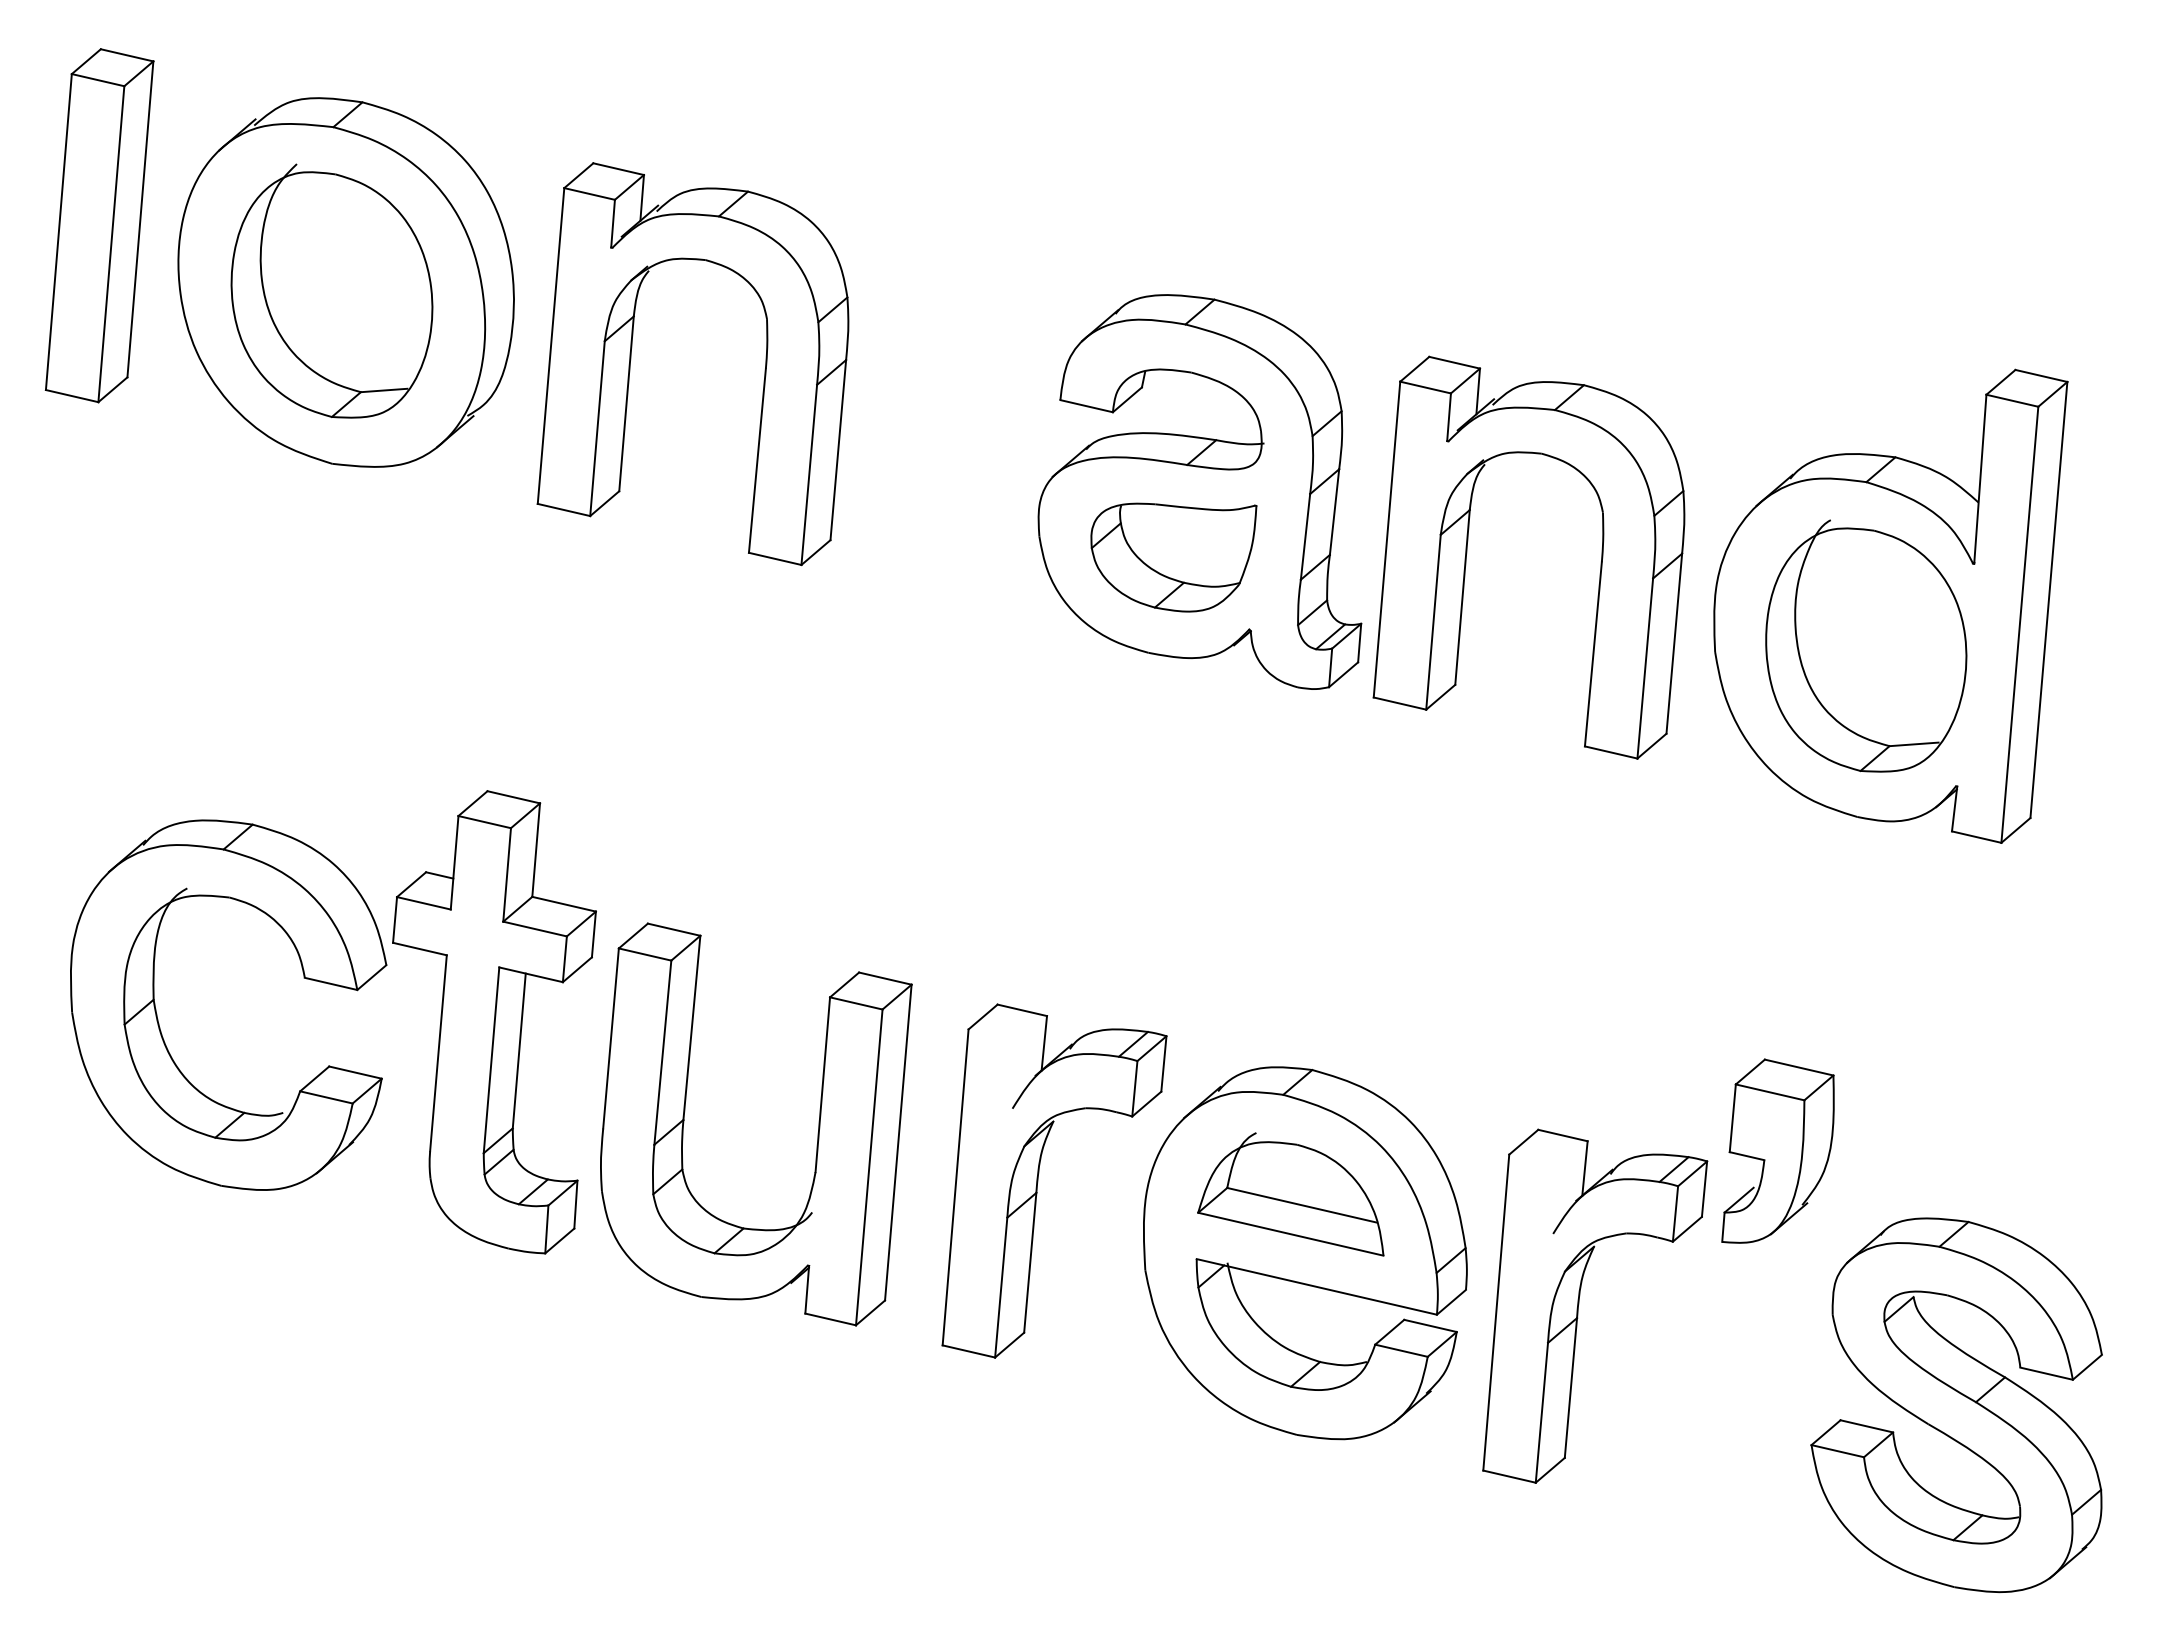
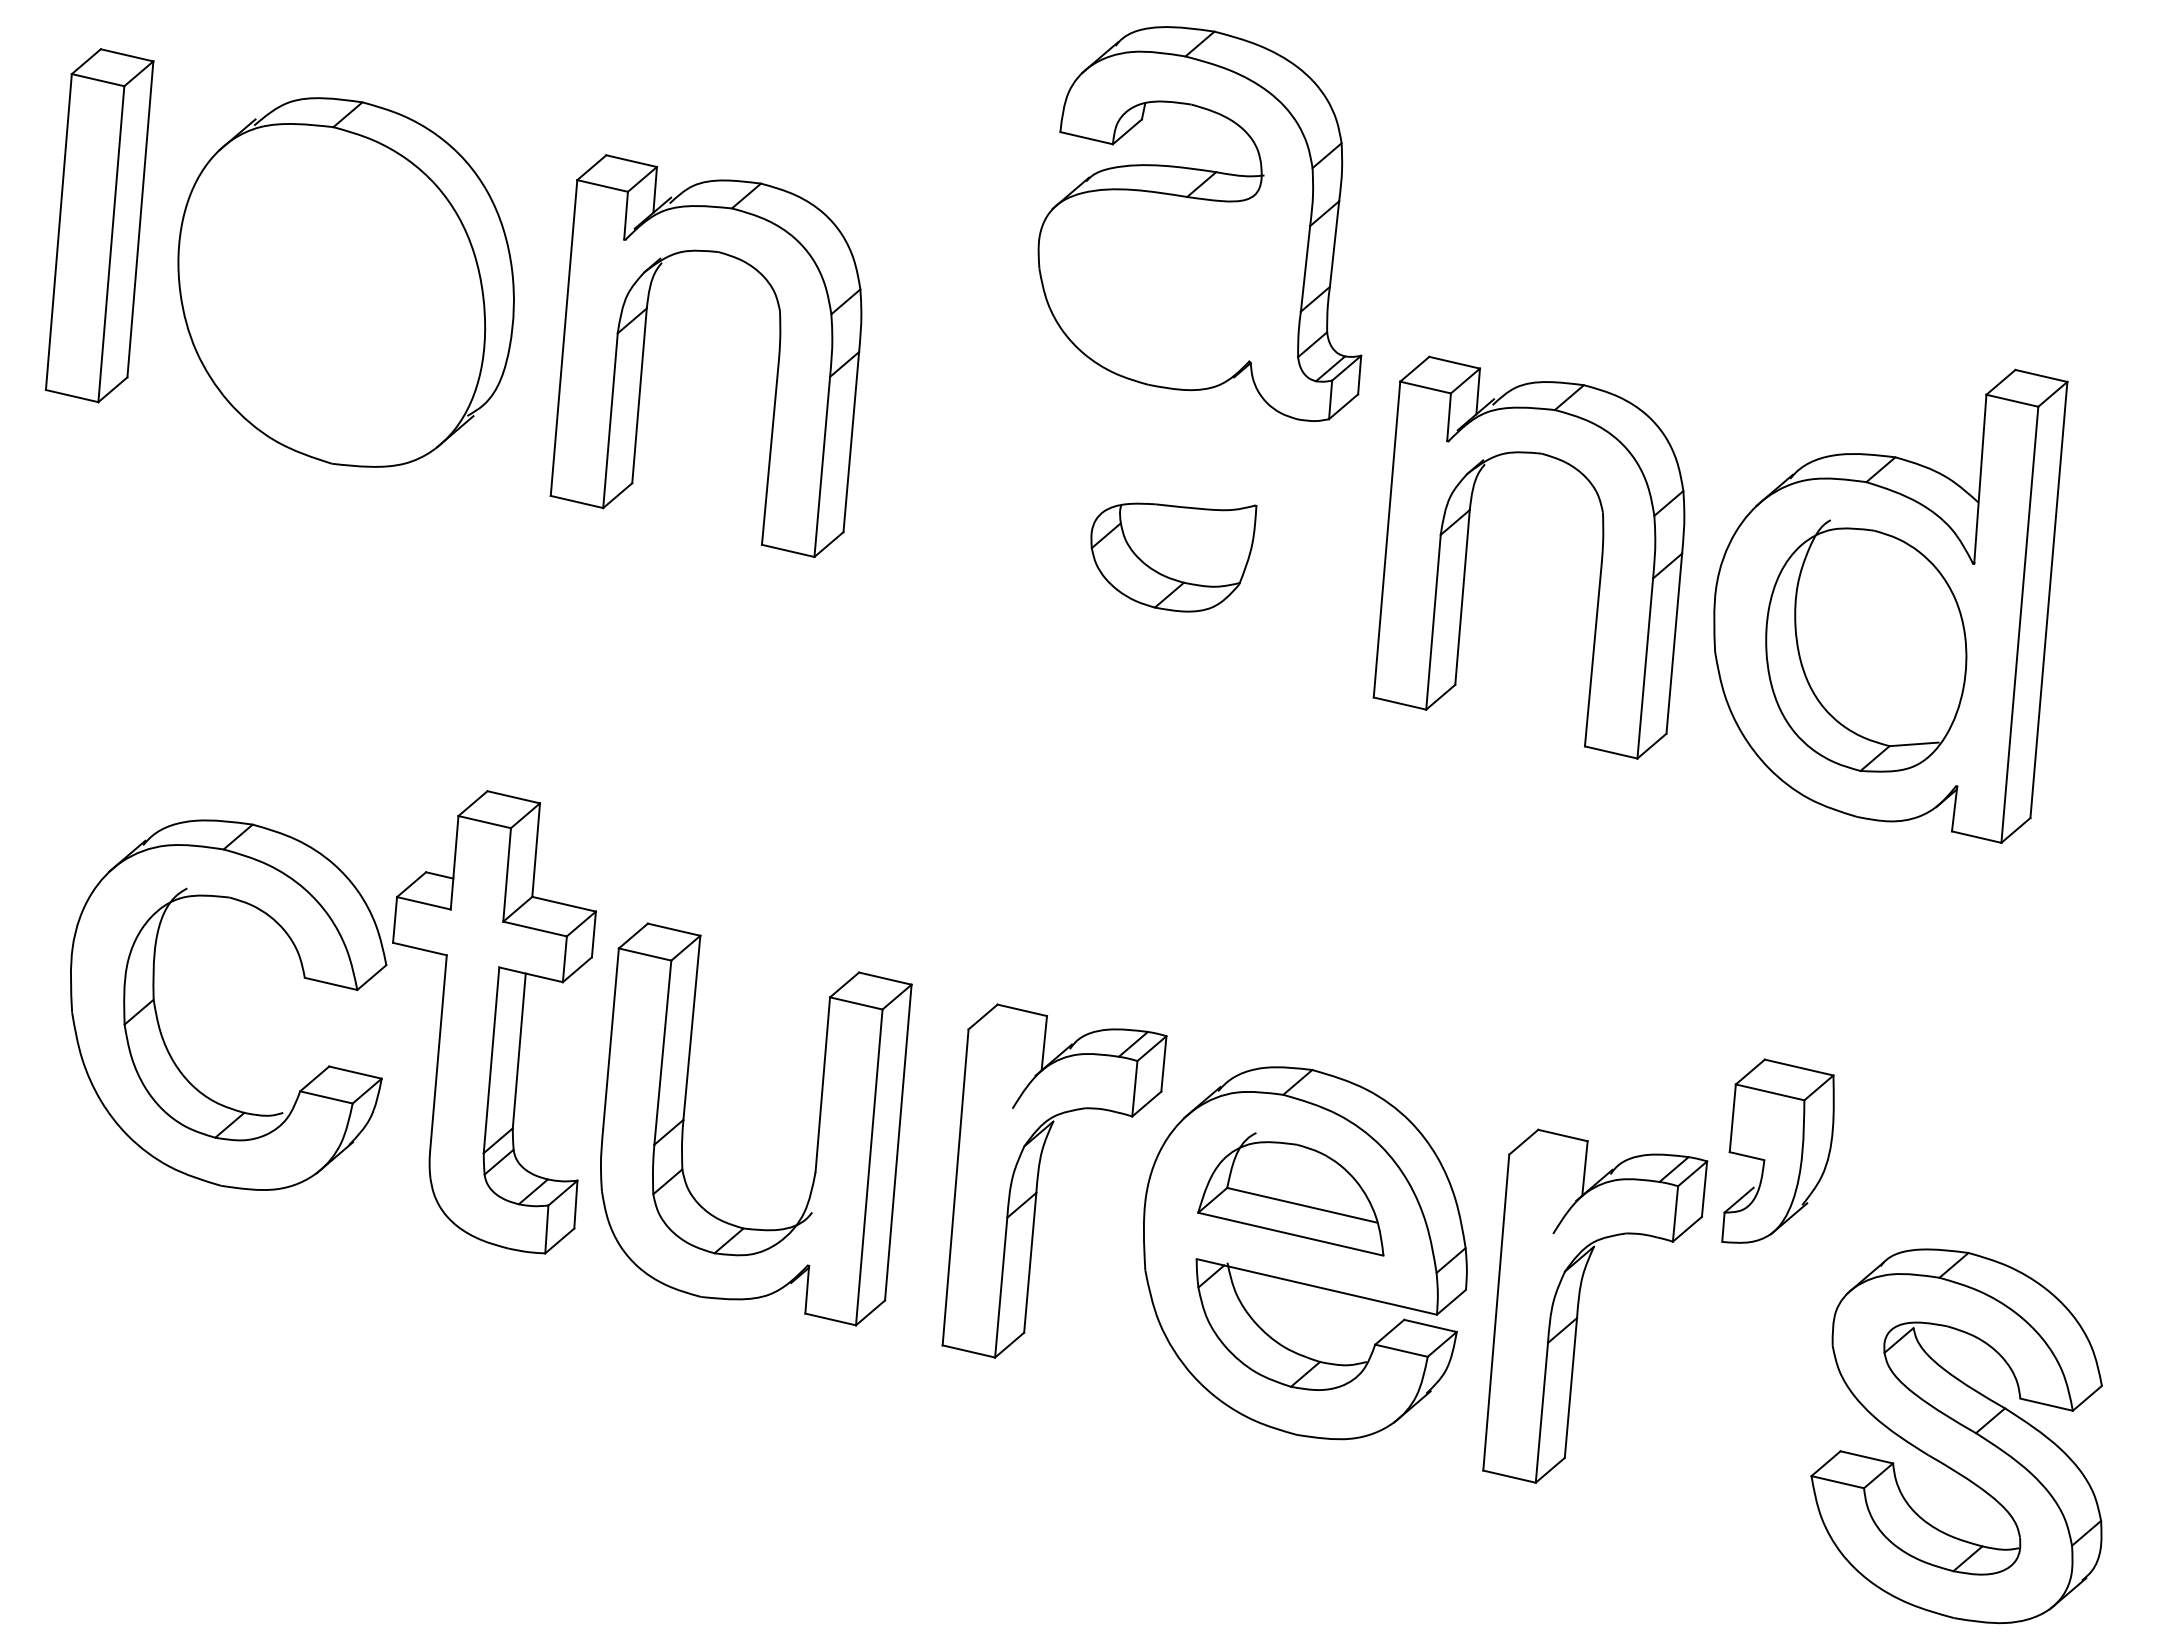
part: present -> none (331, 290)
part position: (631, 359) -> (644, 351) (644, 351)
part position: (1199, 491) -> (1199, 223) (1199, 223)
part position: (1956, 1405) -> (1956, 1436) (1956, 1436)
